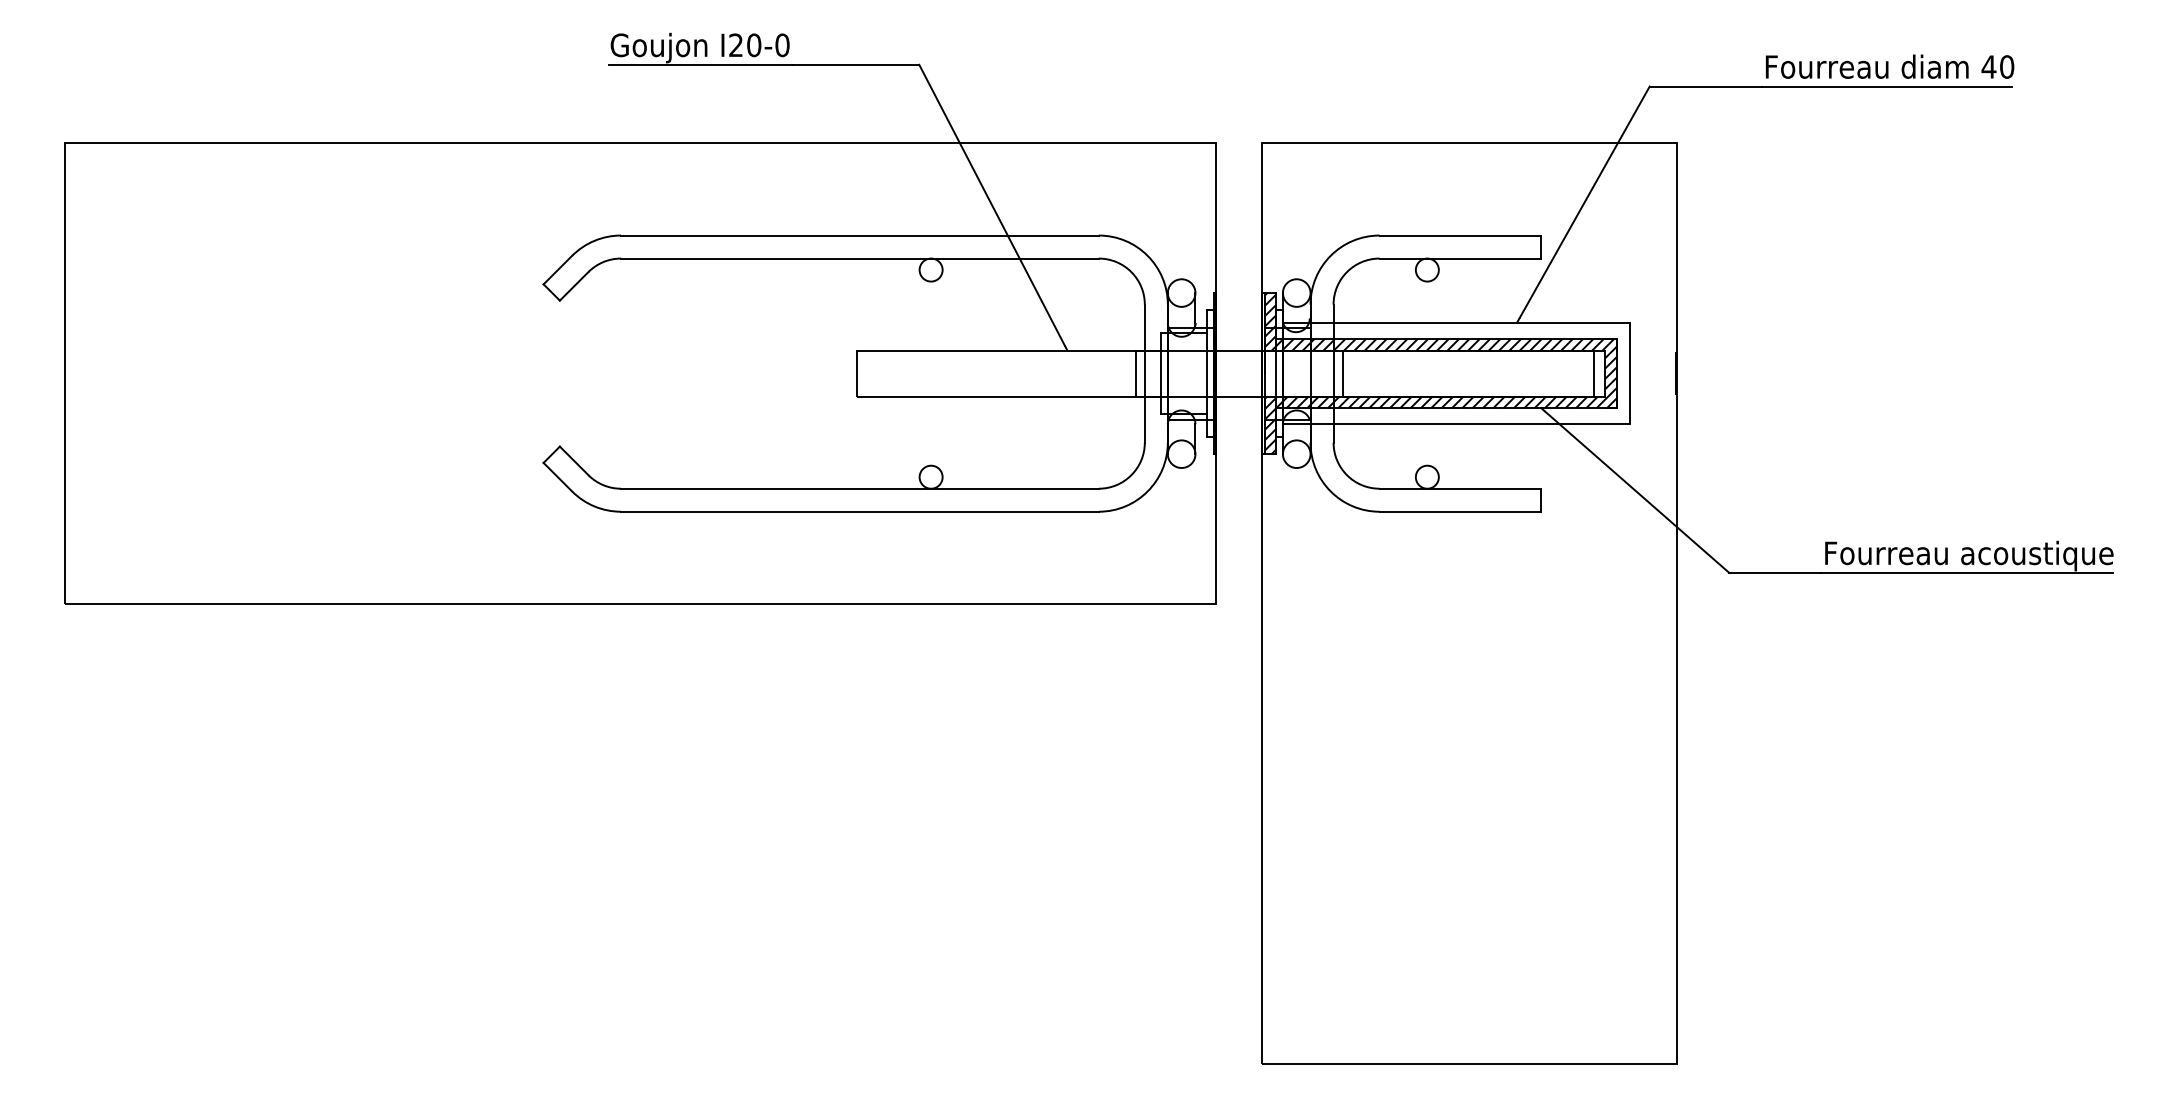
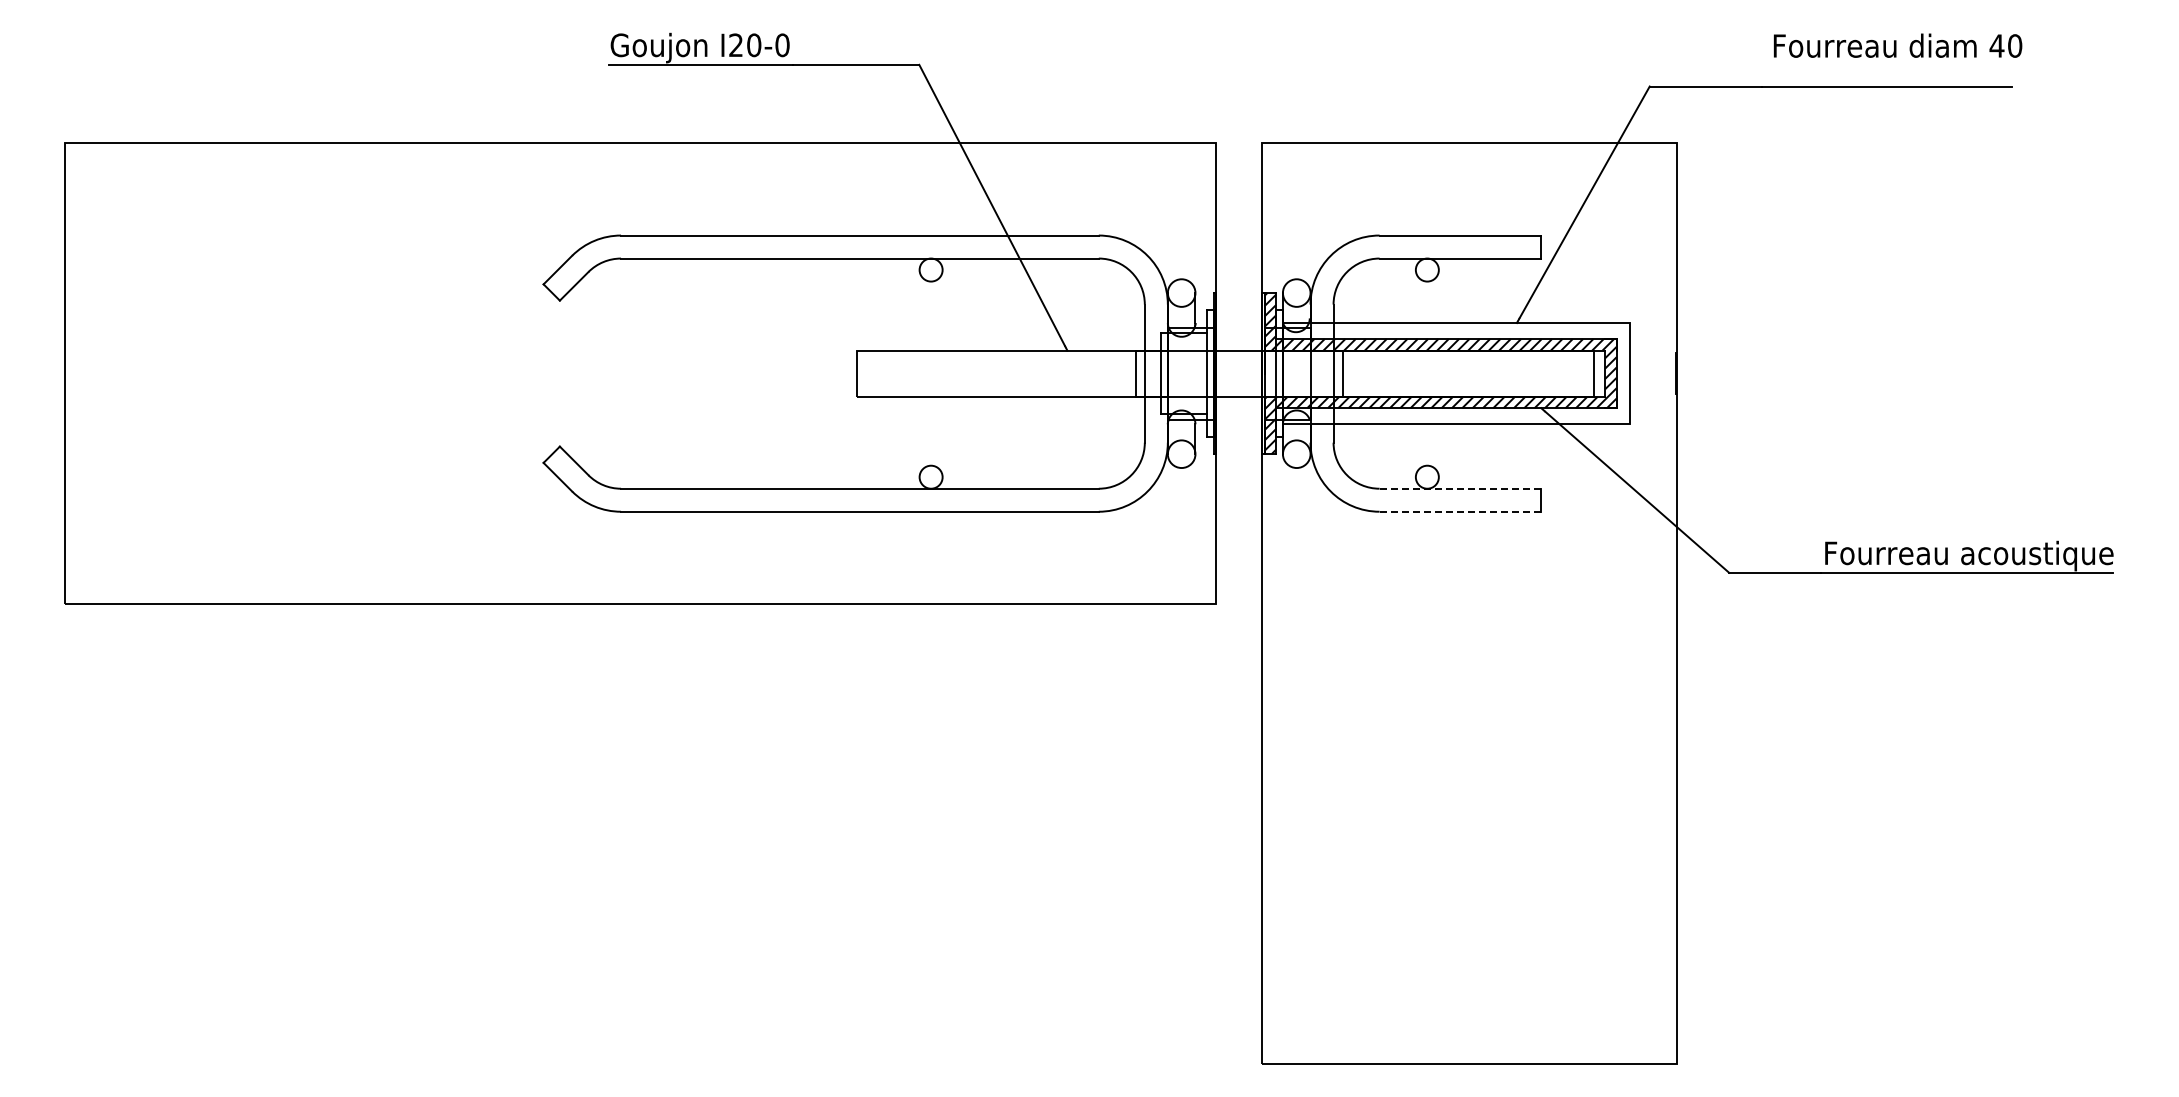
text position: (1889, 66) -> (1897, 45) (1897, 45)
line: solid -> dashed (1460, 488)
line: solid -> dashed (1460, 511)
